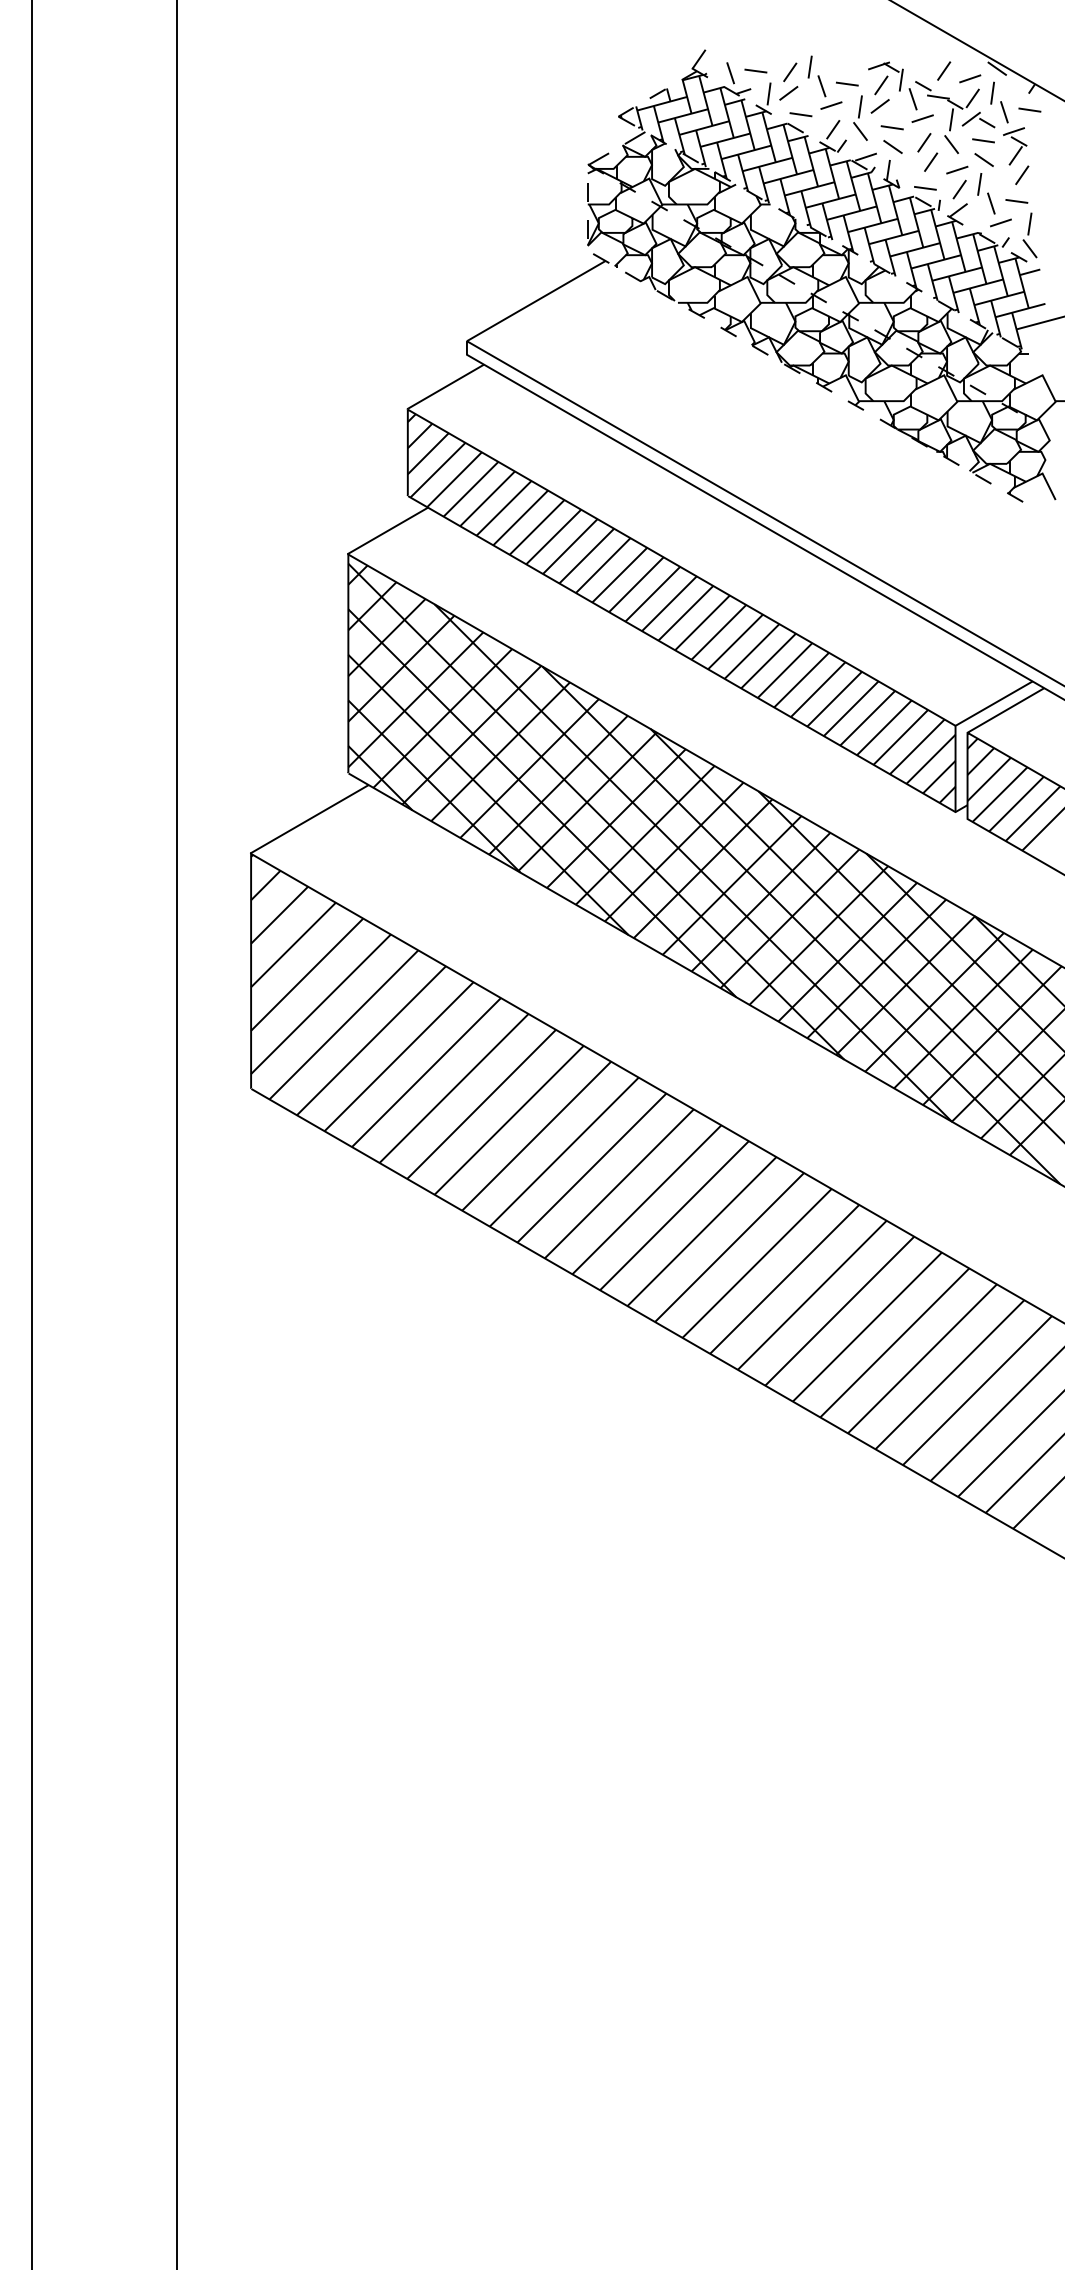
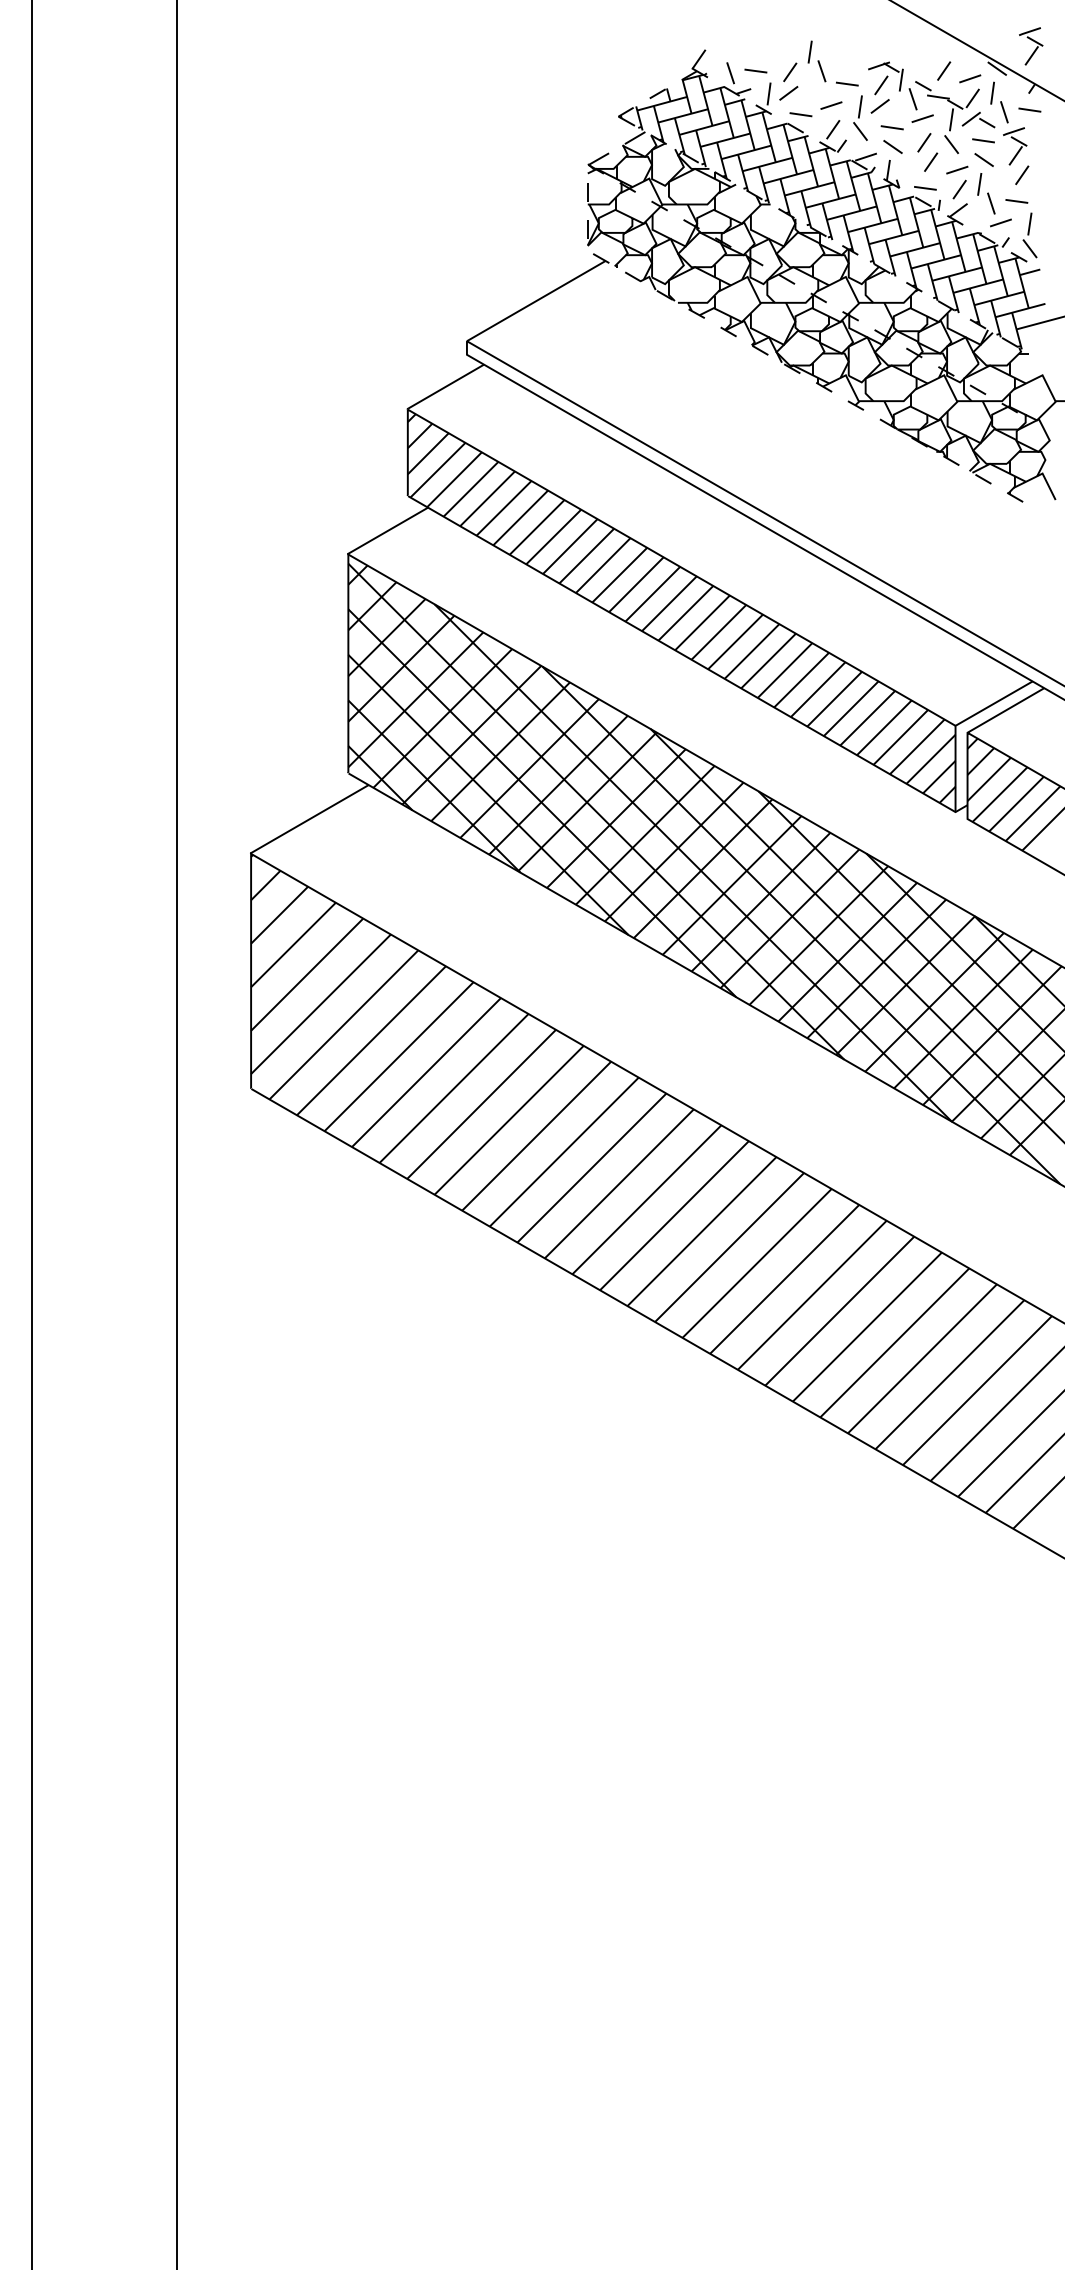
part: none -> present (1031, 46)
part position: (816, 76) -> (816, 61) (816, 61)
